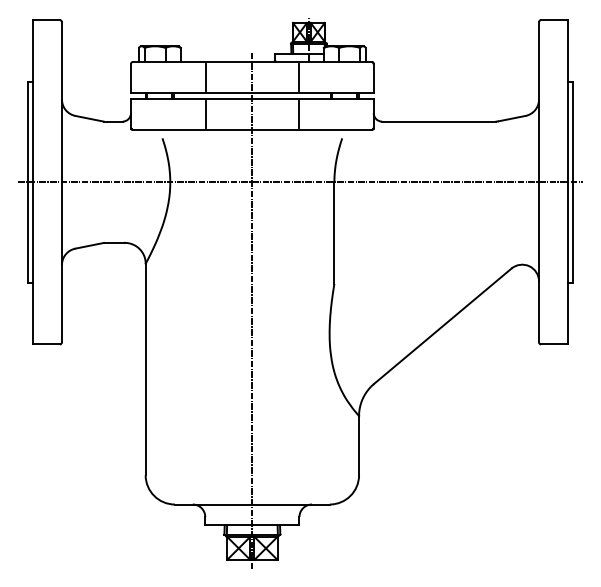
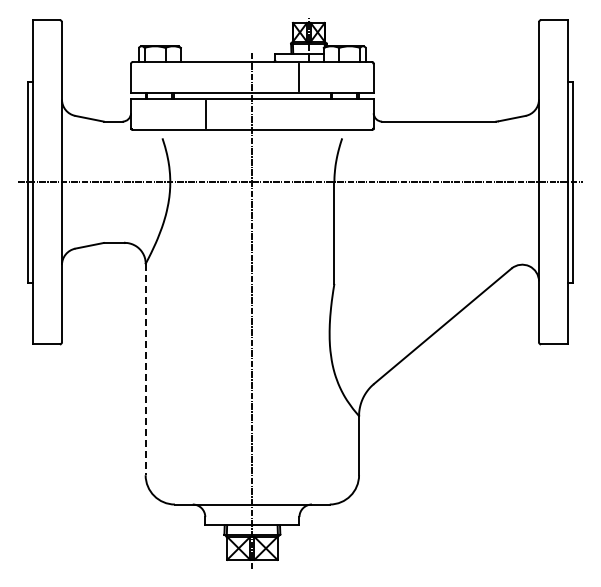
line: present -> none (206, 77)
line: present -> none (298, 113)
line: solid -> dashed (145, 369)
